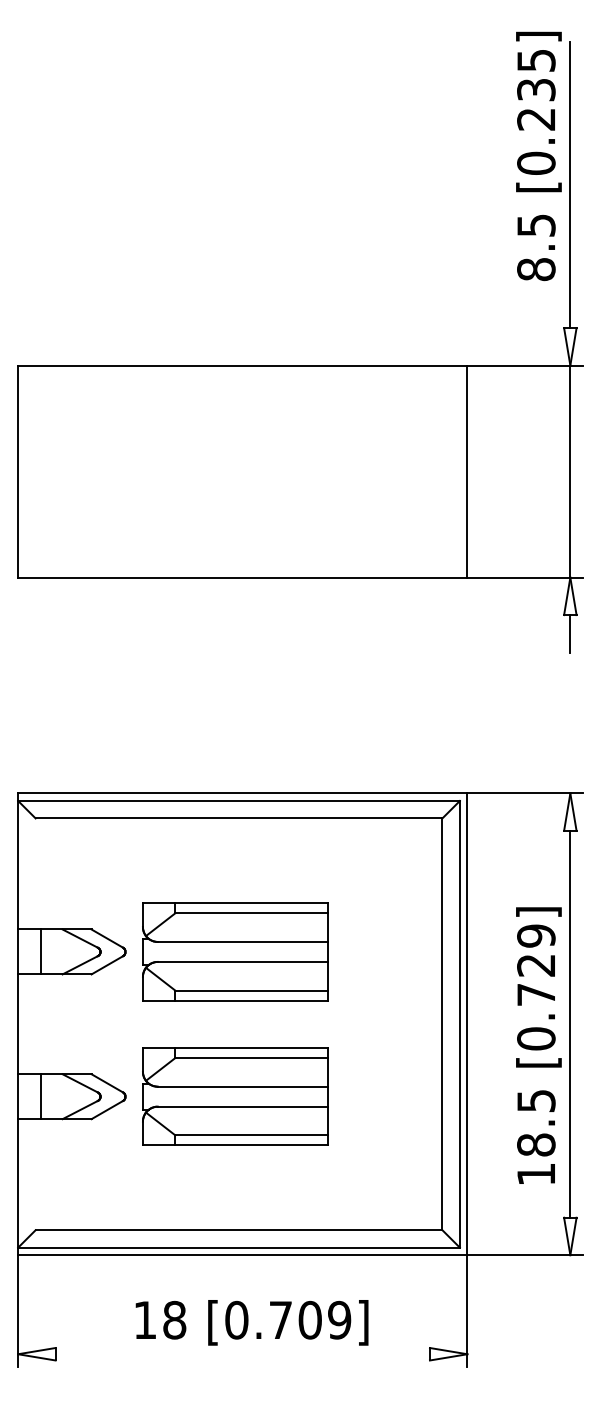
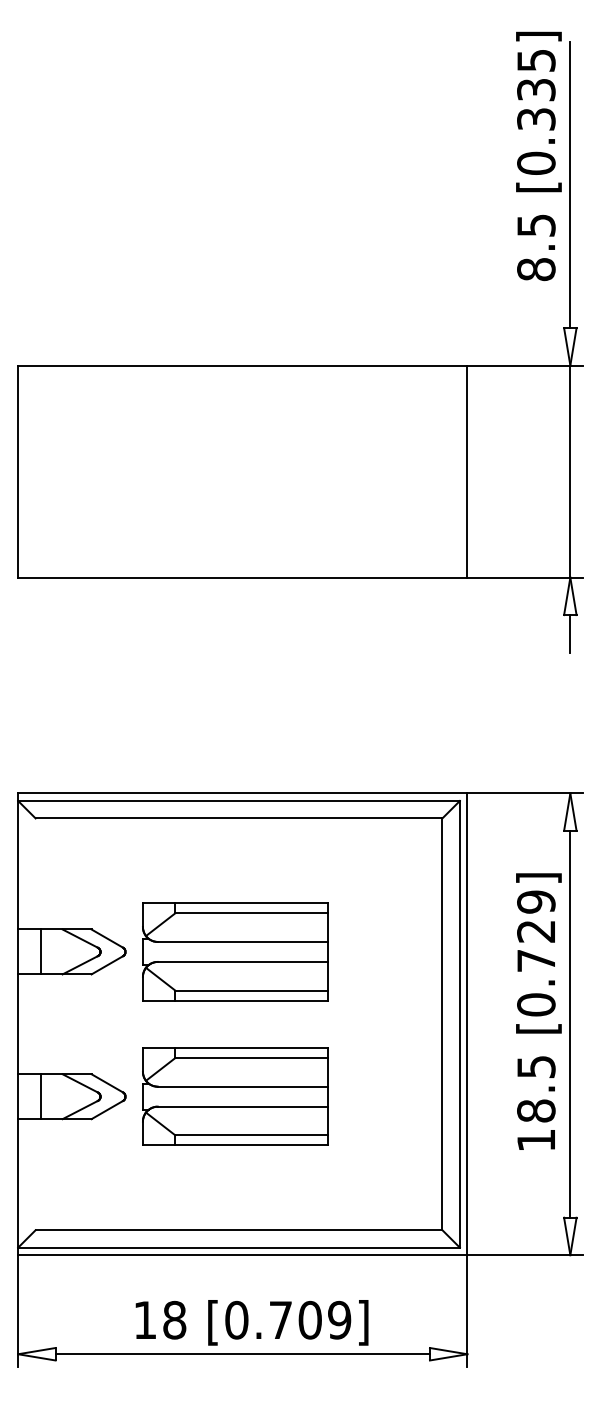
text: [0.235] -> [0.335] (536, 119)
text position: (538, 1045) -> (538, 1011) (538, 1011)
line: none -> present (242, 1354)
